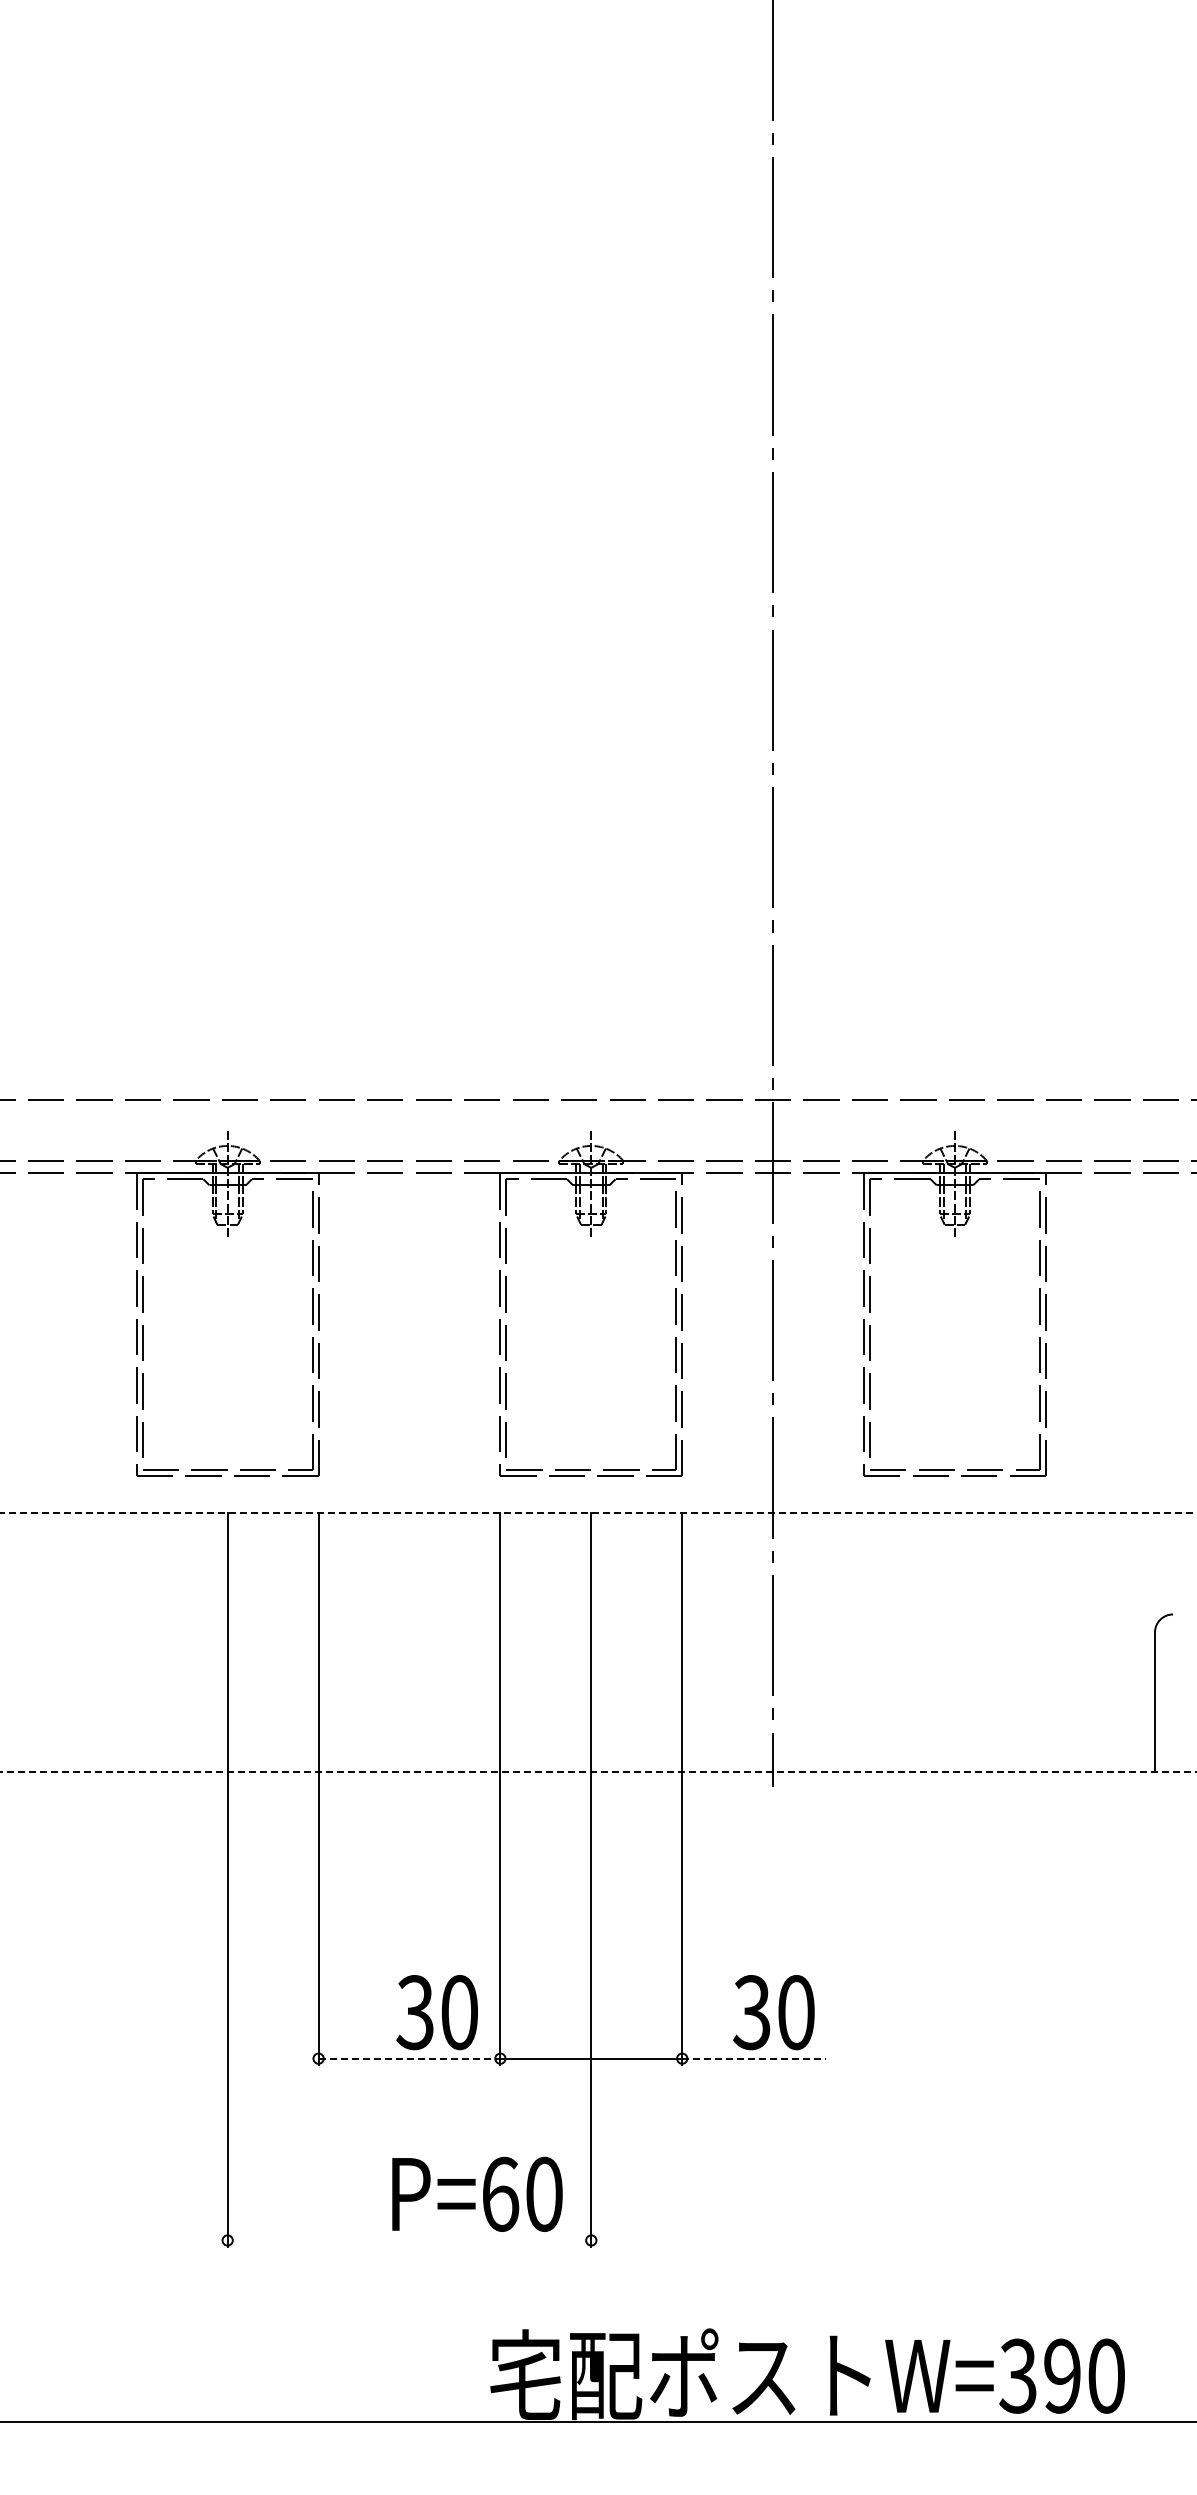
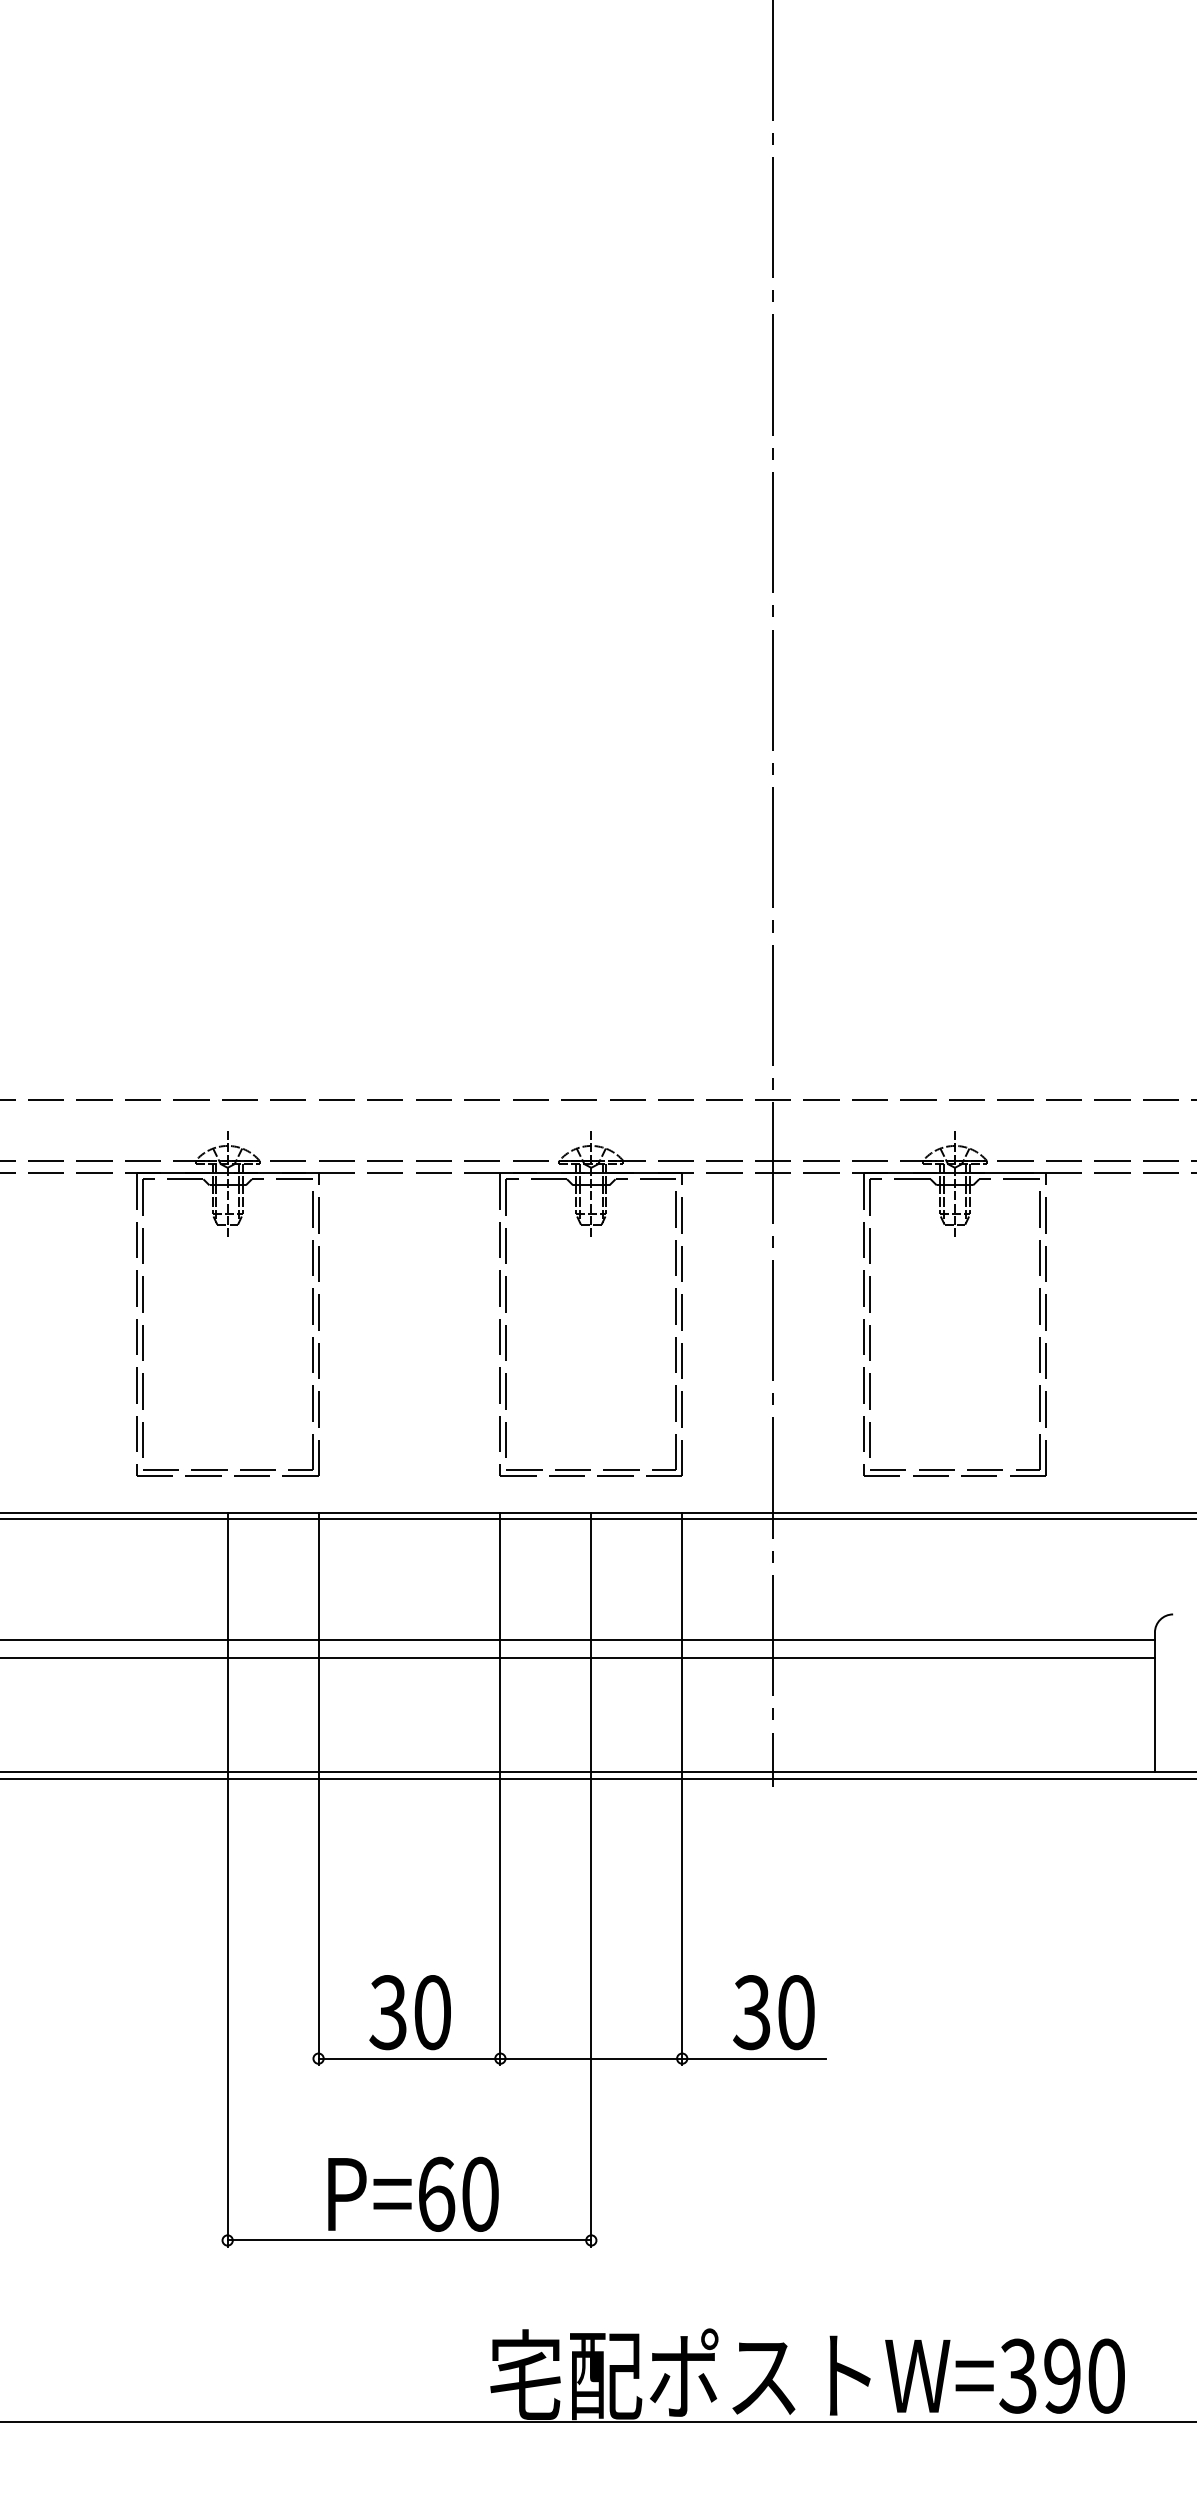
line: dashed -> solid (598, 1513)
line: none -> present (597, 1519)
line: none -> present (578, 1640)
line: none -> present (578, 1658)
line: dashed -> solid (598, 1772)
line: none -> present (597, 1779)
text position: (436, 2012) -> (409, 2012) (409, 2012)
line: dashed -> solid (409, 2058)
line: dashed -> solid (753, 2058)
text position: (477, 2193) -> (413, 2193) (413, 2193)
line: none -> present (409, 2240)
